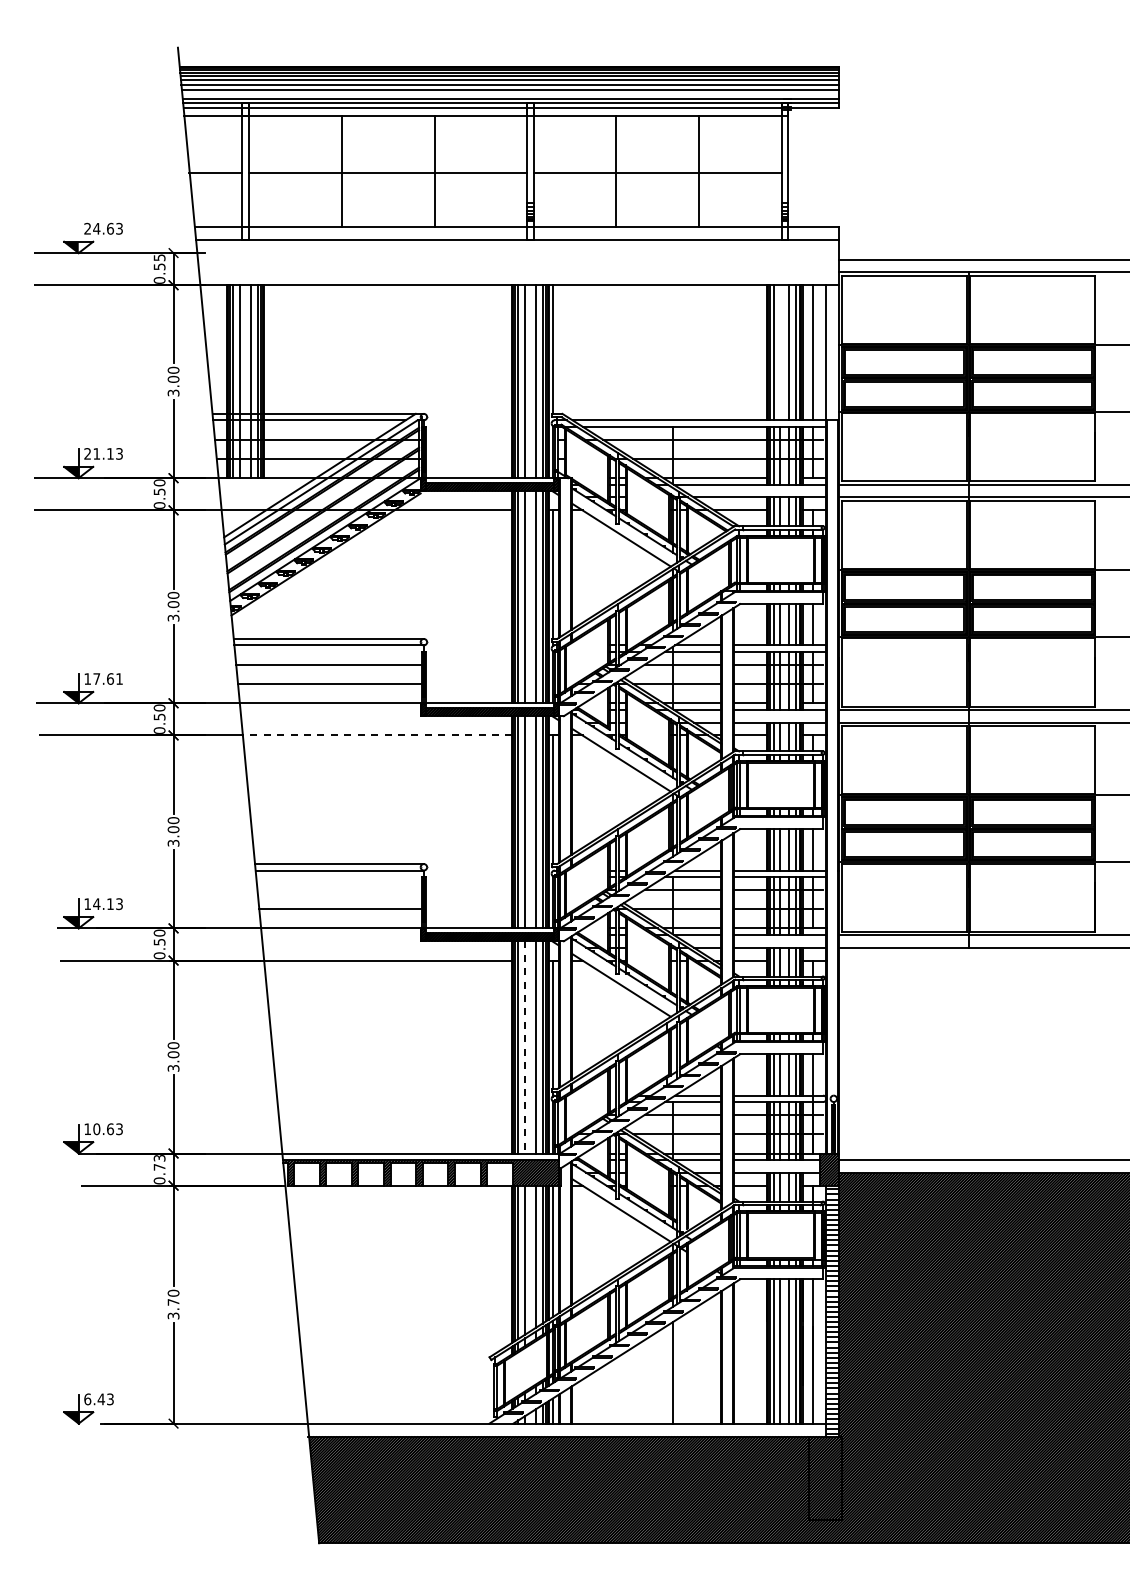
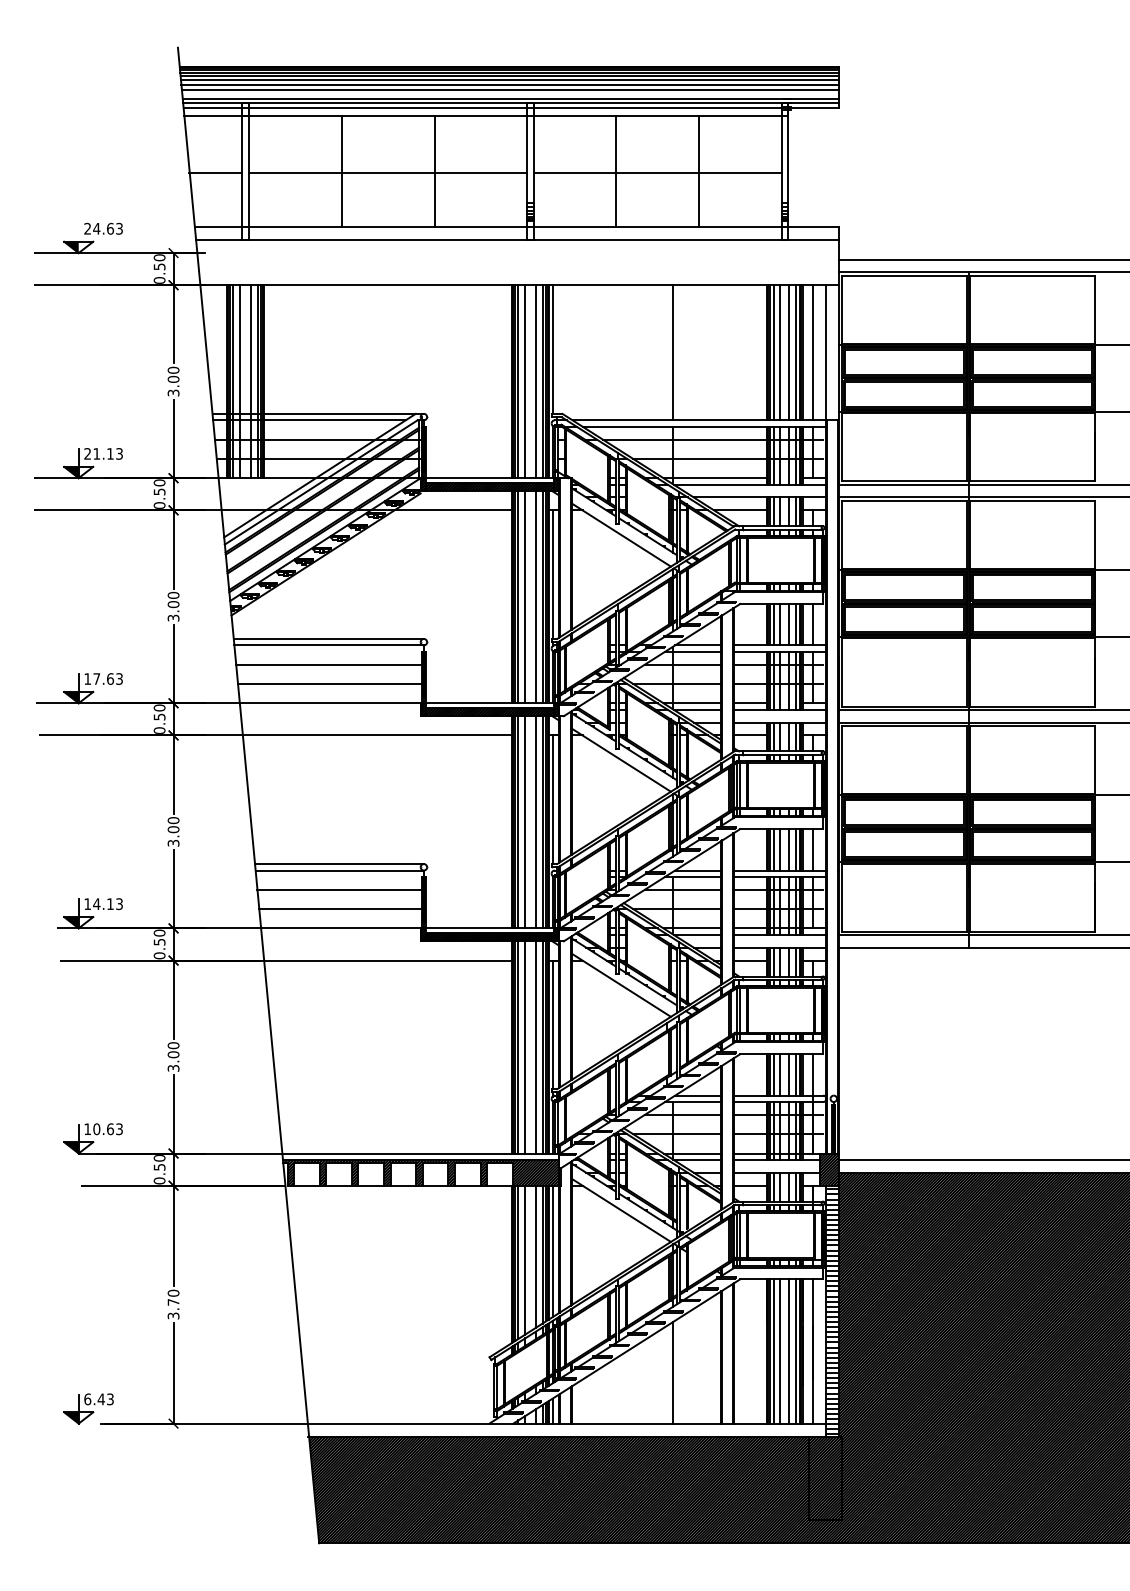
text: 0.55 -> 0.50 (159, 257)
line: none -> present (673, 352)
line: none -> present (780, 352)
text: 17.61 -> 17.63 (119, 678)
line: dashed -> solid (377, 735)
line: none -> present (339, 889)
line: dashed -> solid (525, 1047)
text: 0.73 -> 0.50 (159, 1162)
